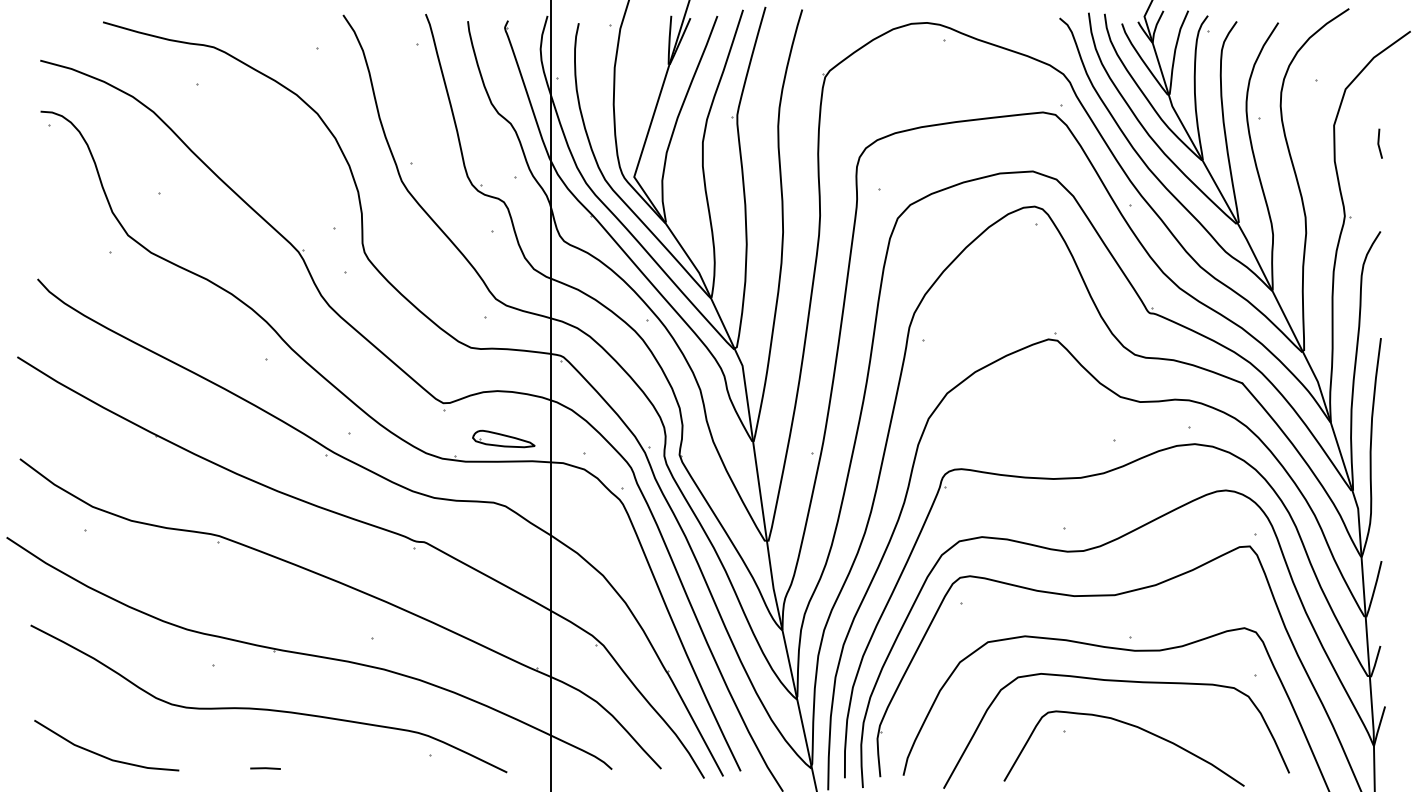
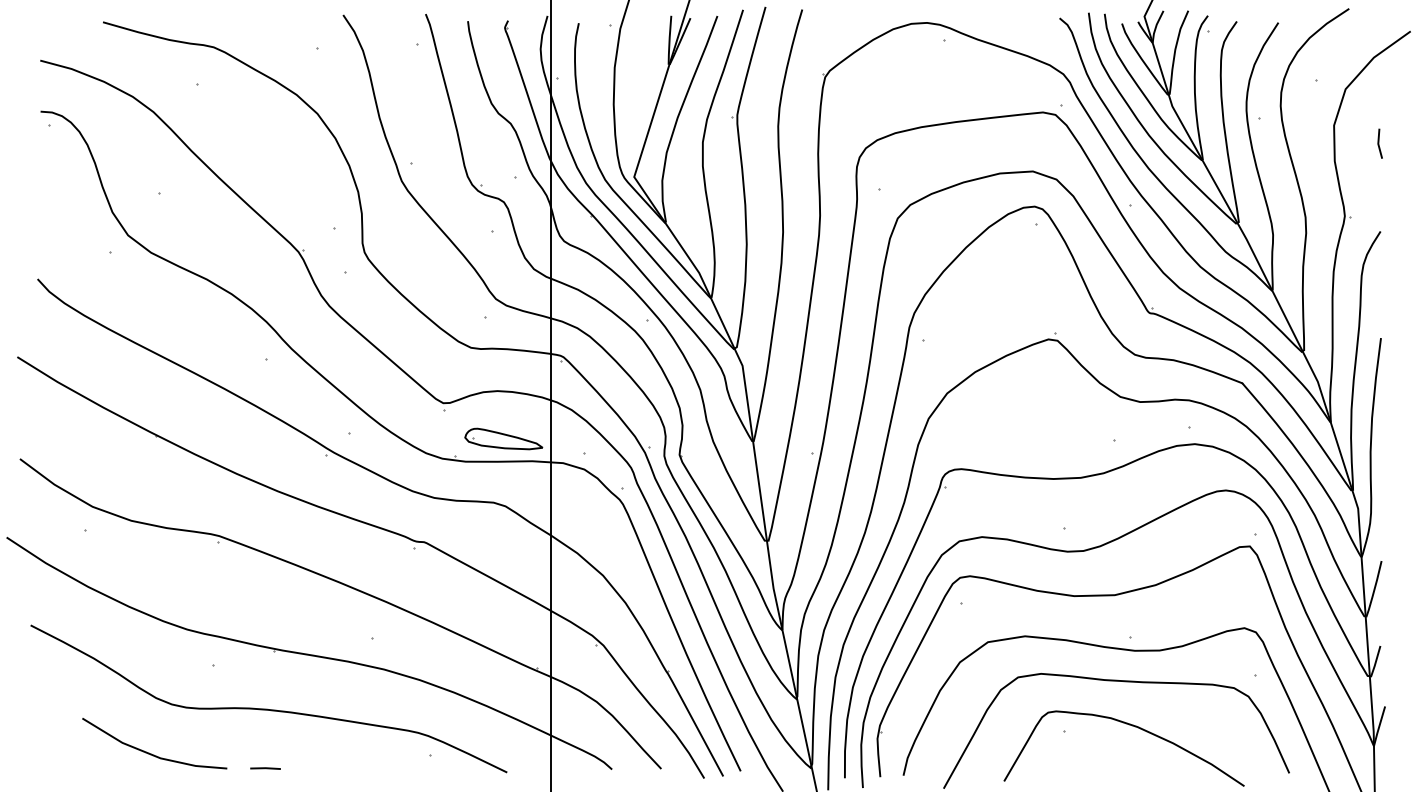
part size: 64x20 px -> 80x24 px (503, 438)
line position: (101, 754) -> (149, 752) (149, 752)
